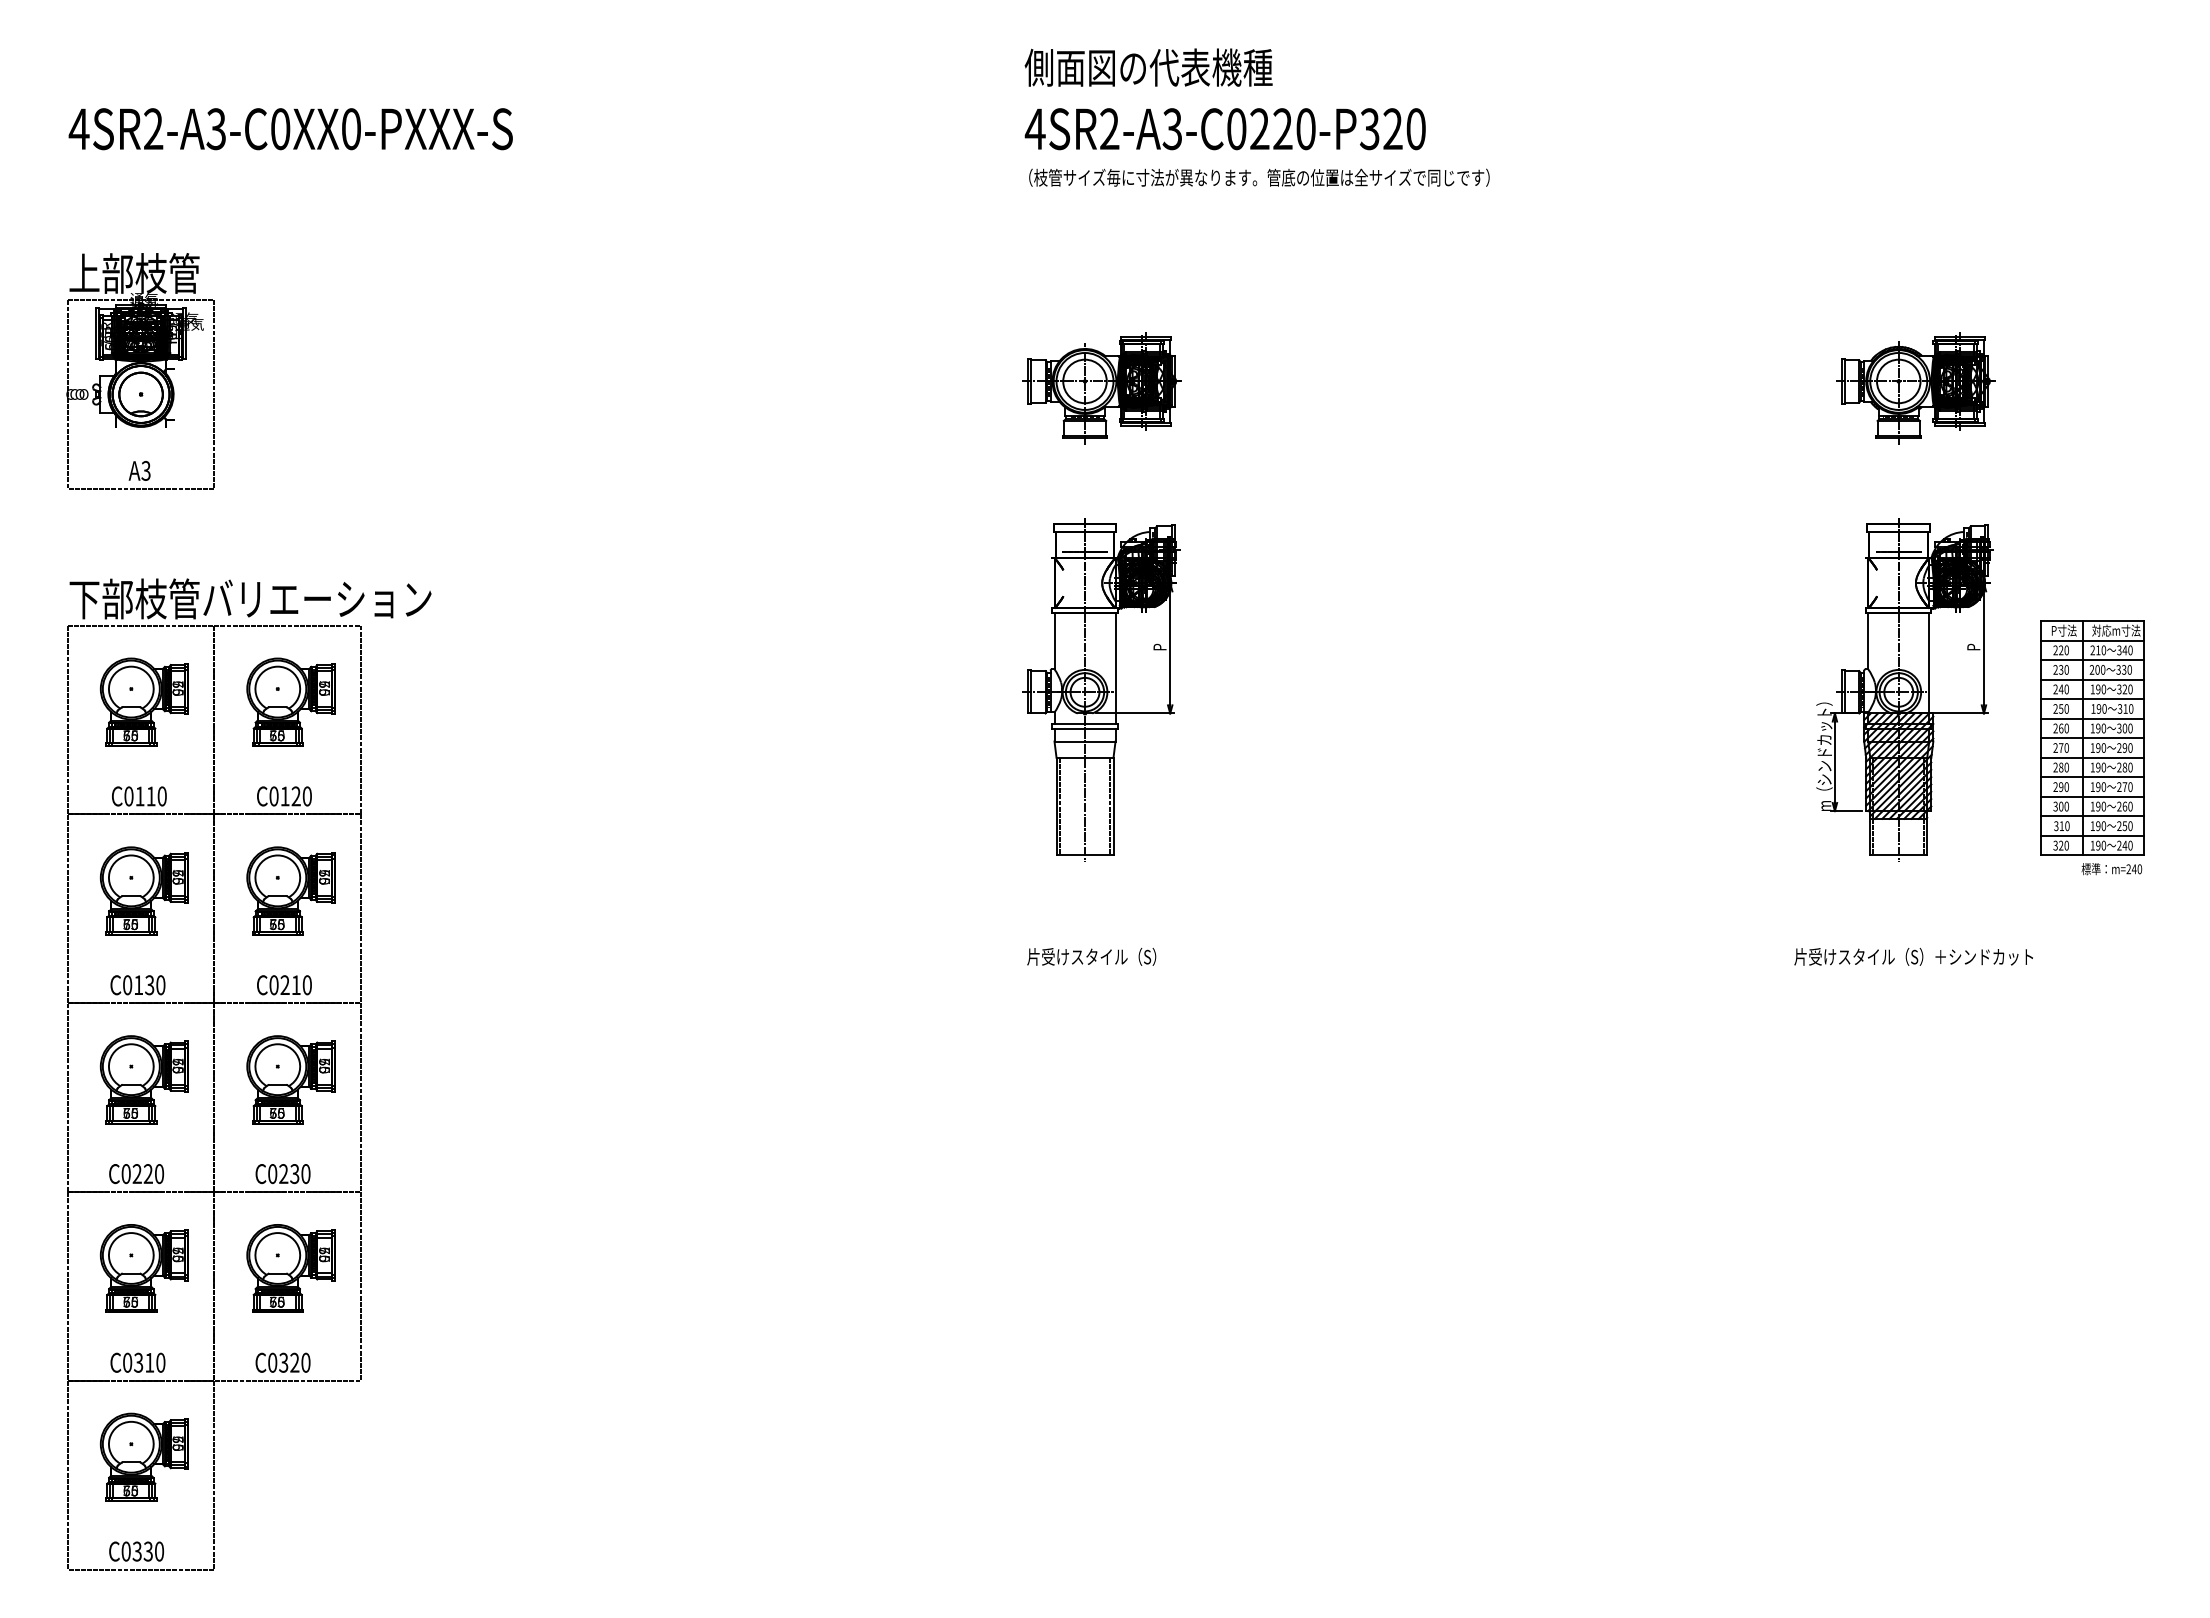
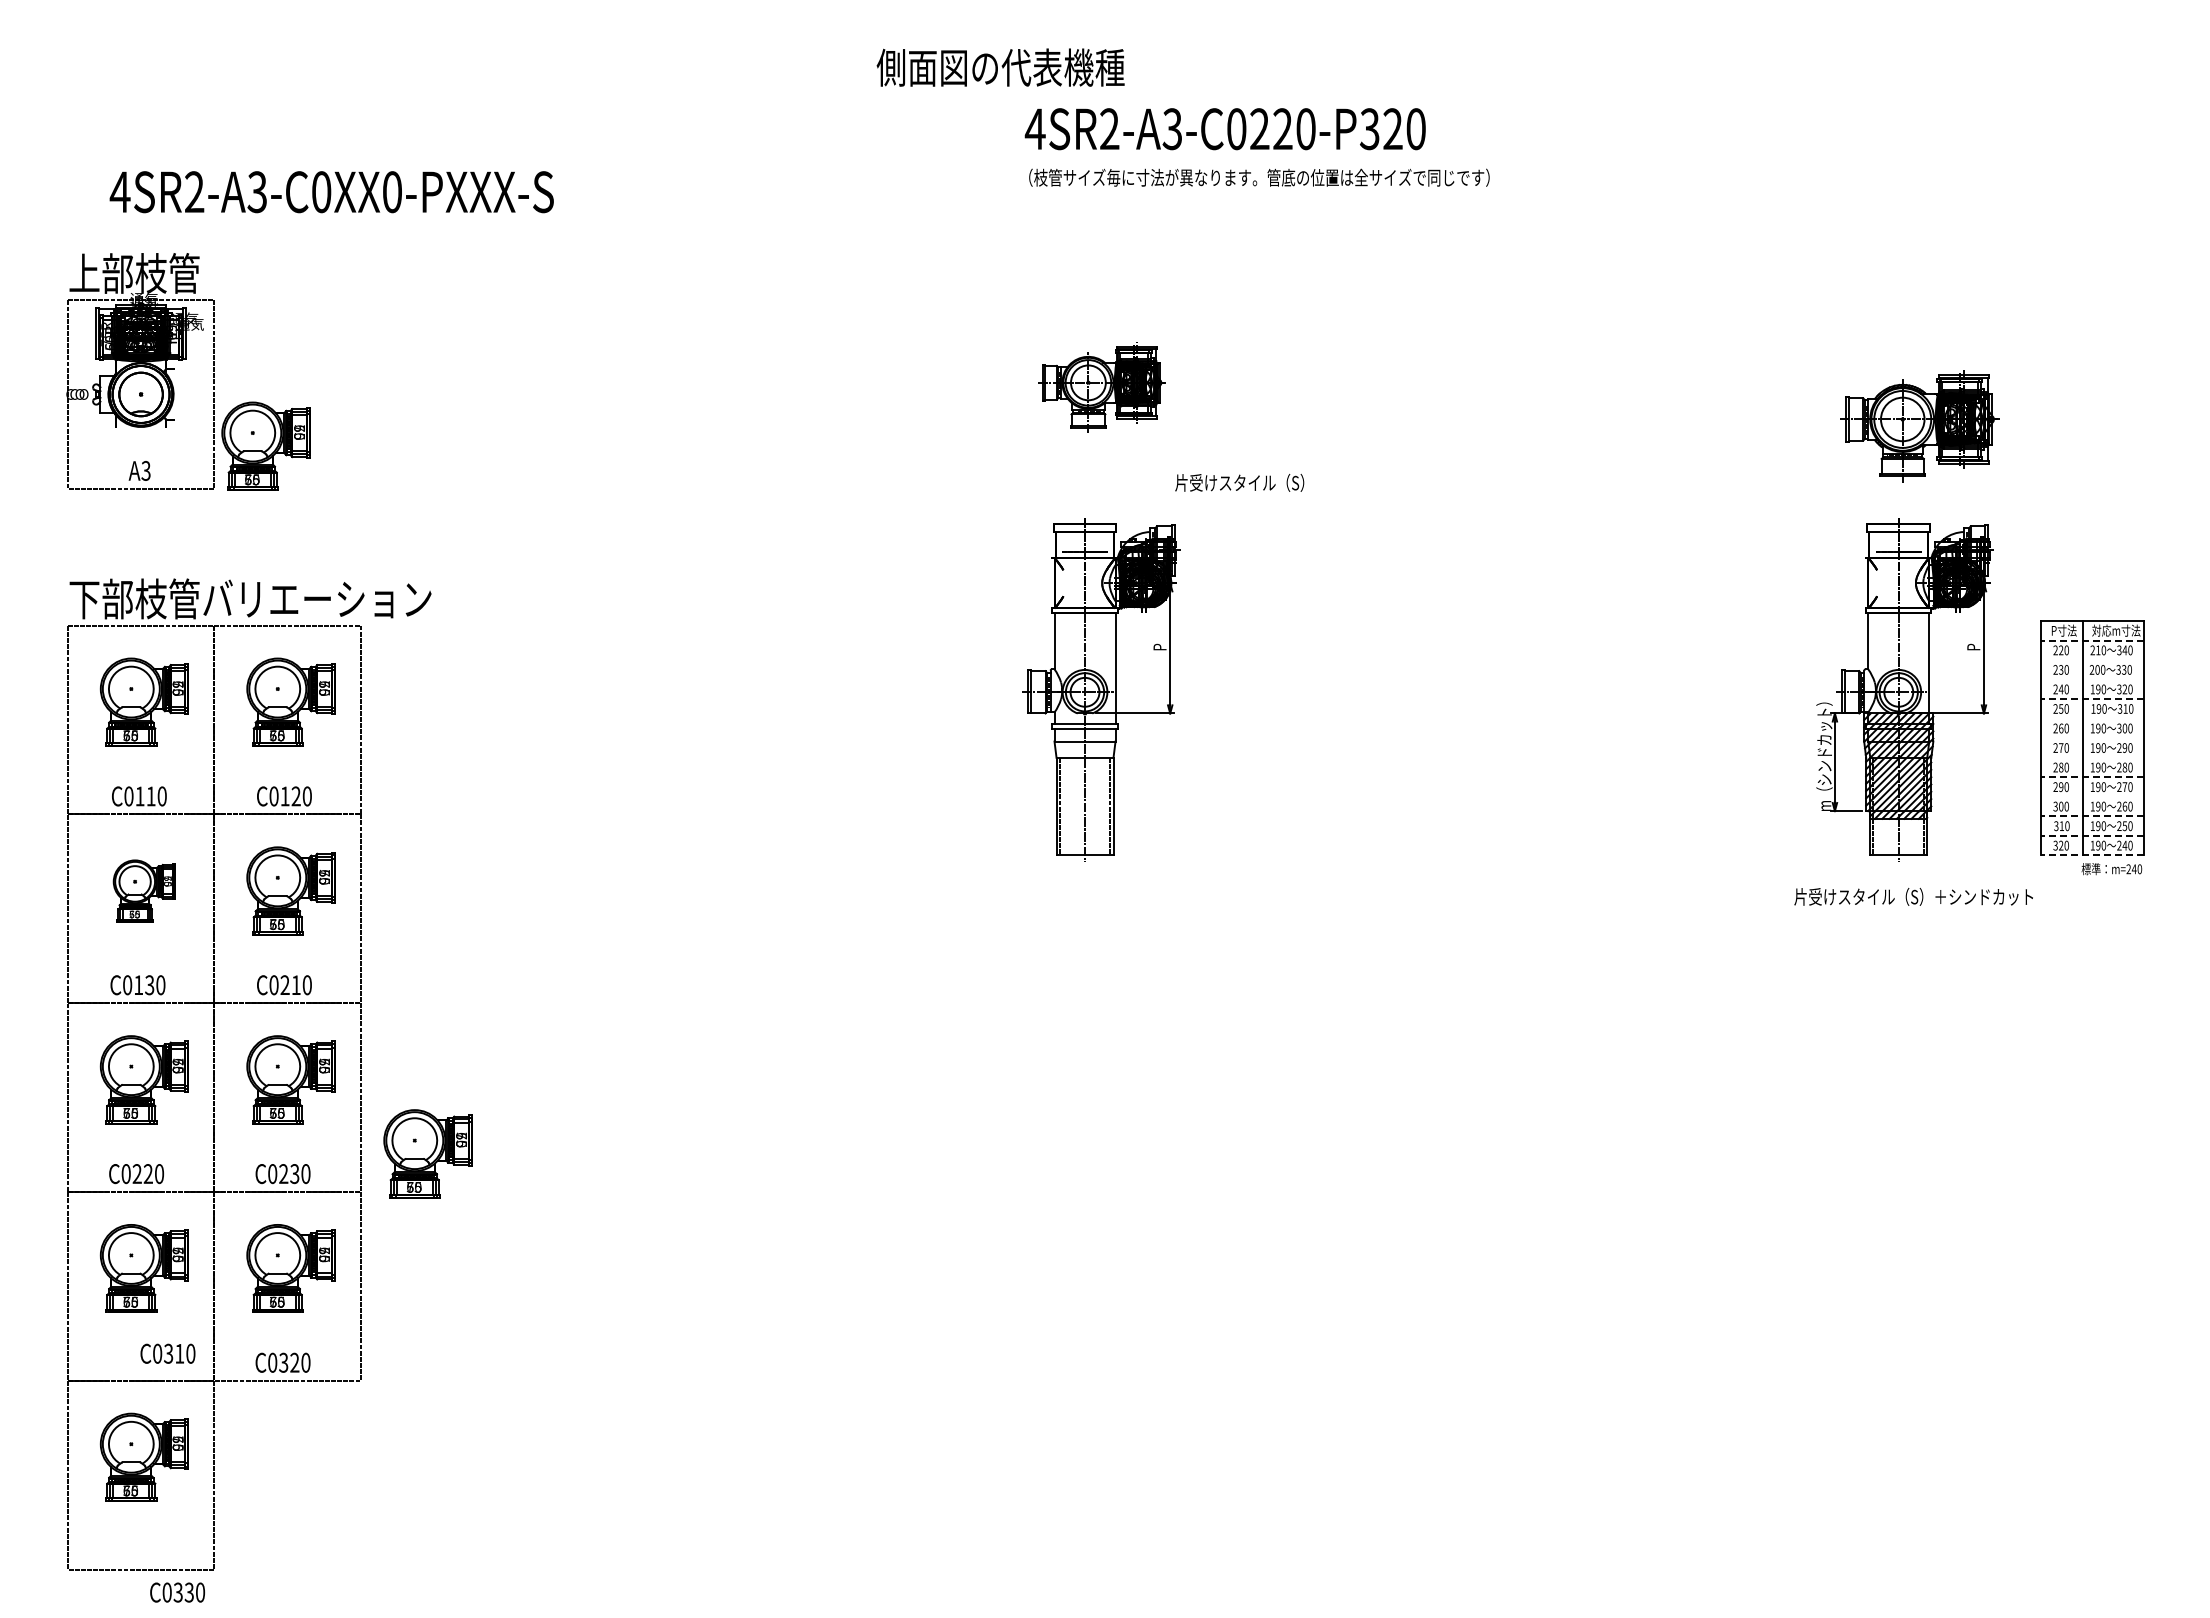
text position: (1148, 67) -> (1000, 67) (1000, 67)
text position: (290, 129) -> (331, 192) (331, 192)
part size: 160x113 px -> 128x91 px (1101, 387)
part position: (1915, 388) -> (1919, 426) (1919, 426)
part: none -> present (265, 445)
line: solid -> dashed (2091, 640)
line: present -> none (2092, 660)
line: present -> none (2092, 679)
line: solid -> dashed (2091, 699)
line: present -> none (2092, 718)
line: present -> none (2092, 738)
line: present -> none (2092, 757)
line: solid -> dashed (2091, 777)
line: present -> none (2092, 796)
line: solid -> dashed (2091, 816)
line: solid -> dashed (2091, 835)
line: solid -> dashed (2091, 855)
part size: 90x90 px -> 64x64 px (143, 890)
text position: (1091, 956) -> (1239, 482) (1239, 482)
text position: (1913, 956) -> (1913, 896) (1913, 896)
part: none -> present (427, 1153)
text position: (137, 1362) -> (167, 1353) (167, 1353)
text position: (136, 1551) -> (177, 1592) (177, 1592)
